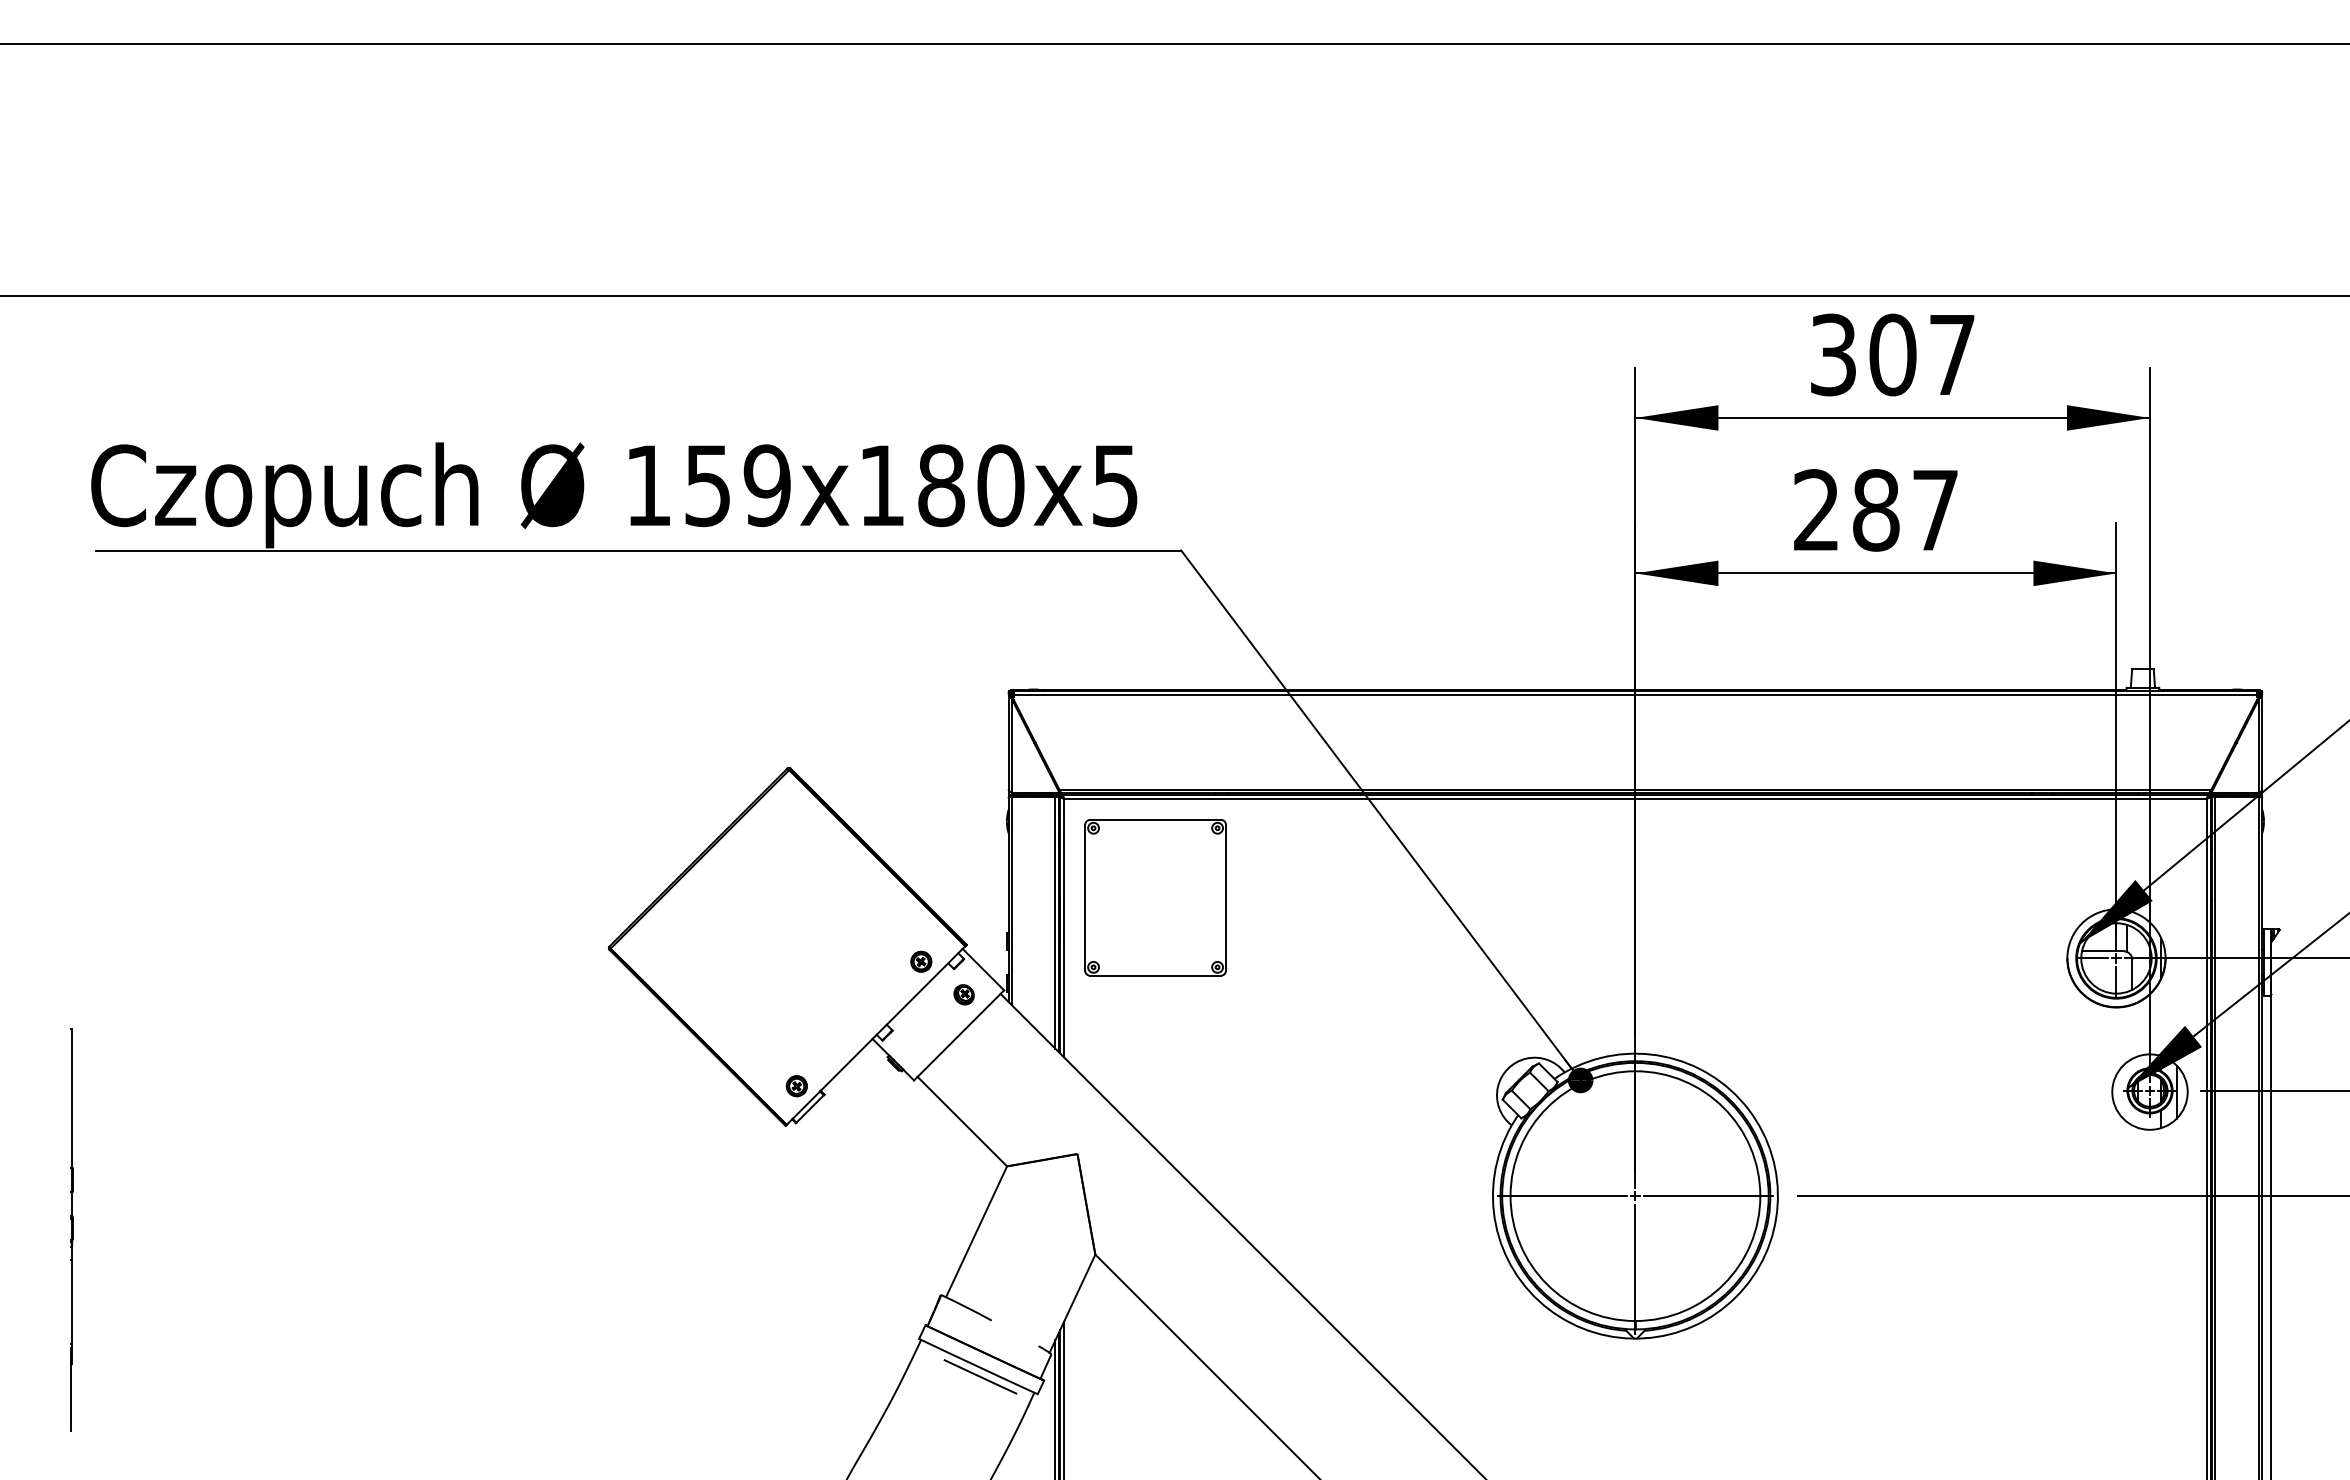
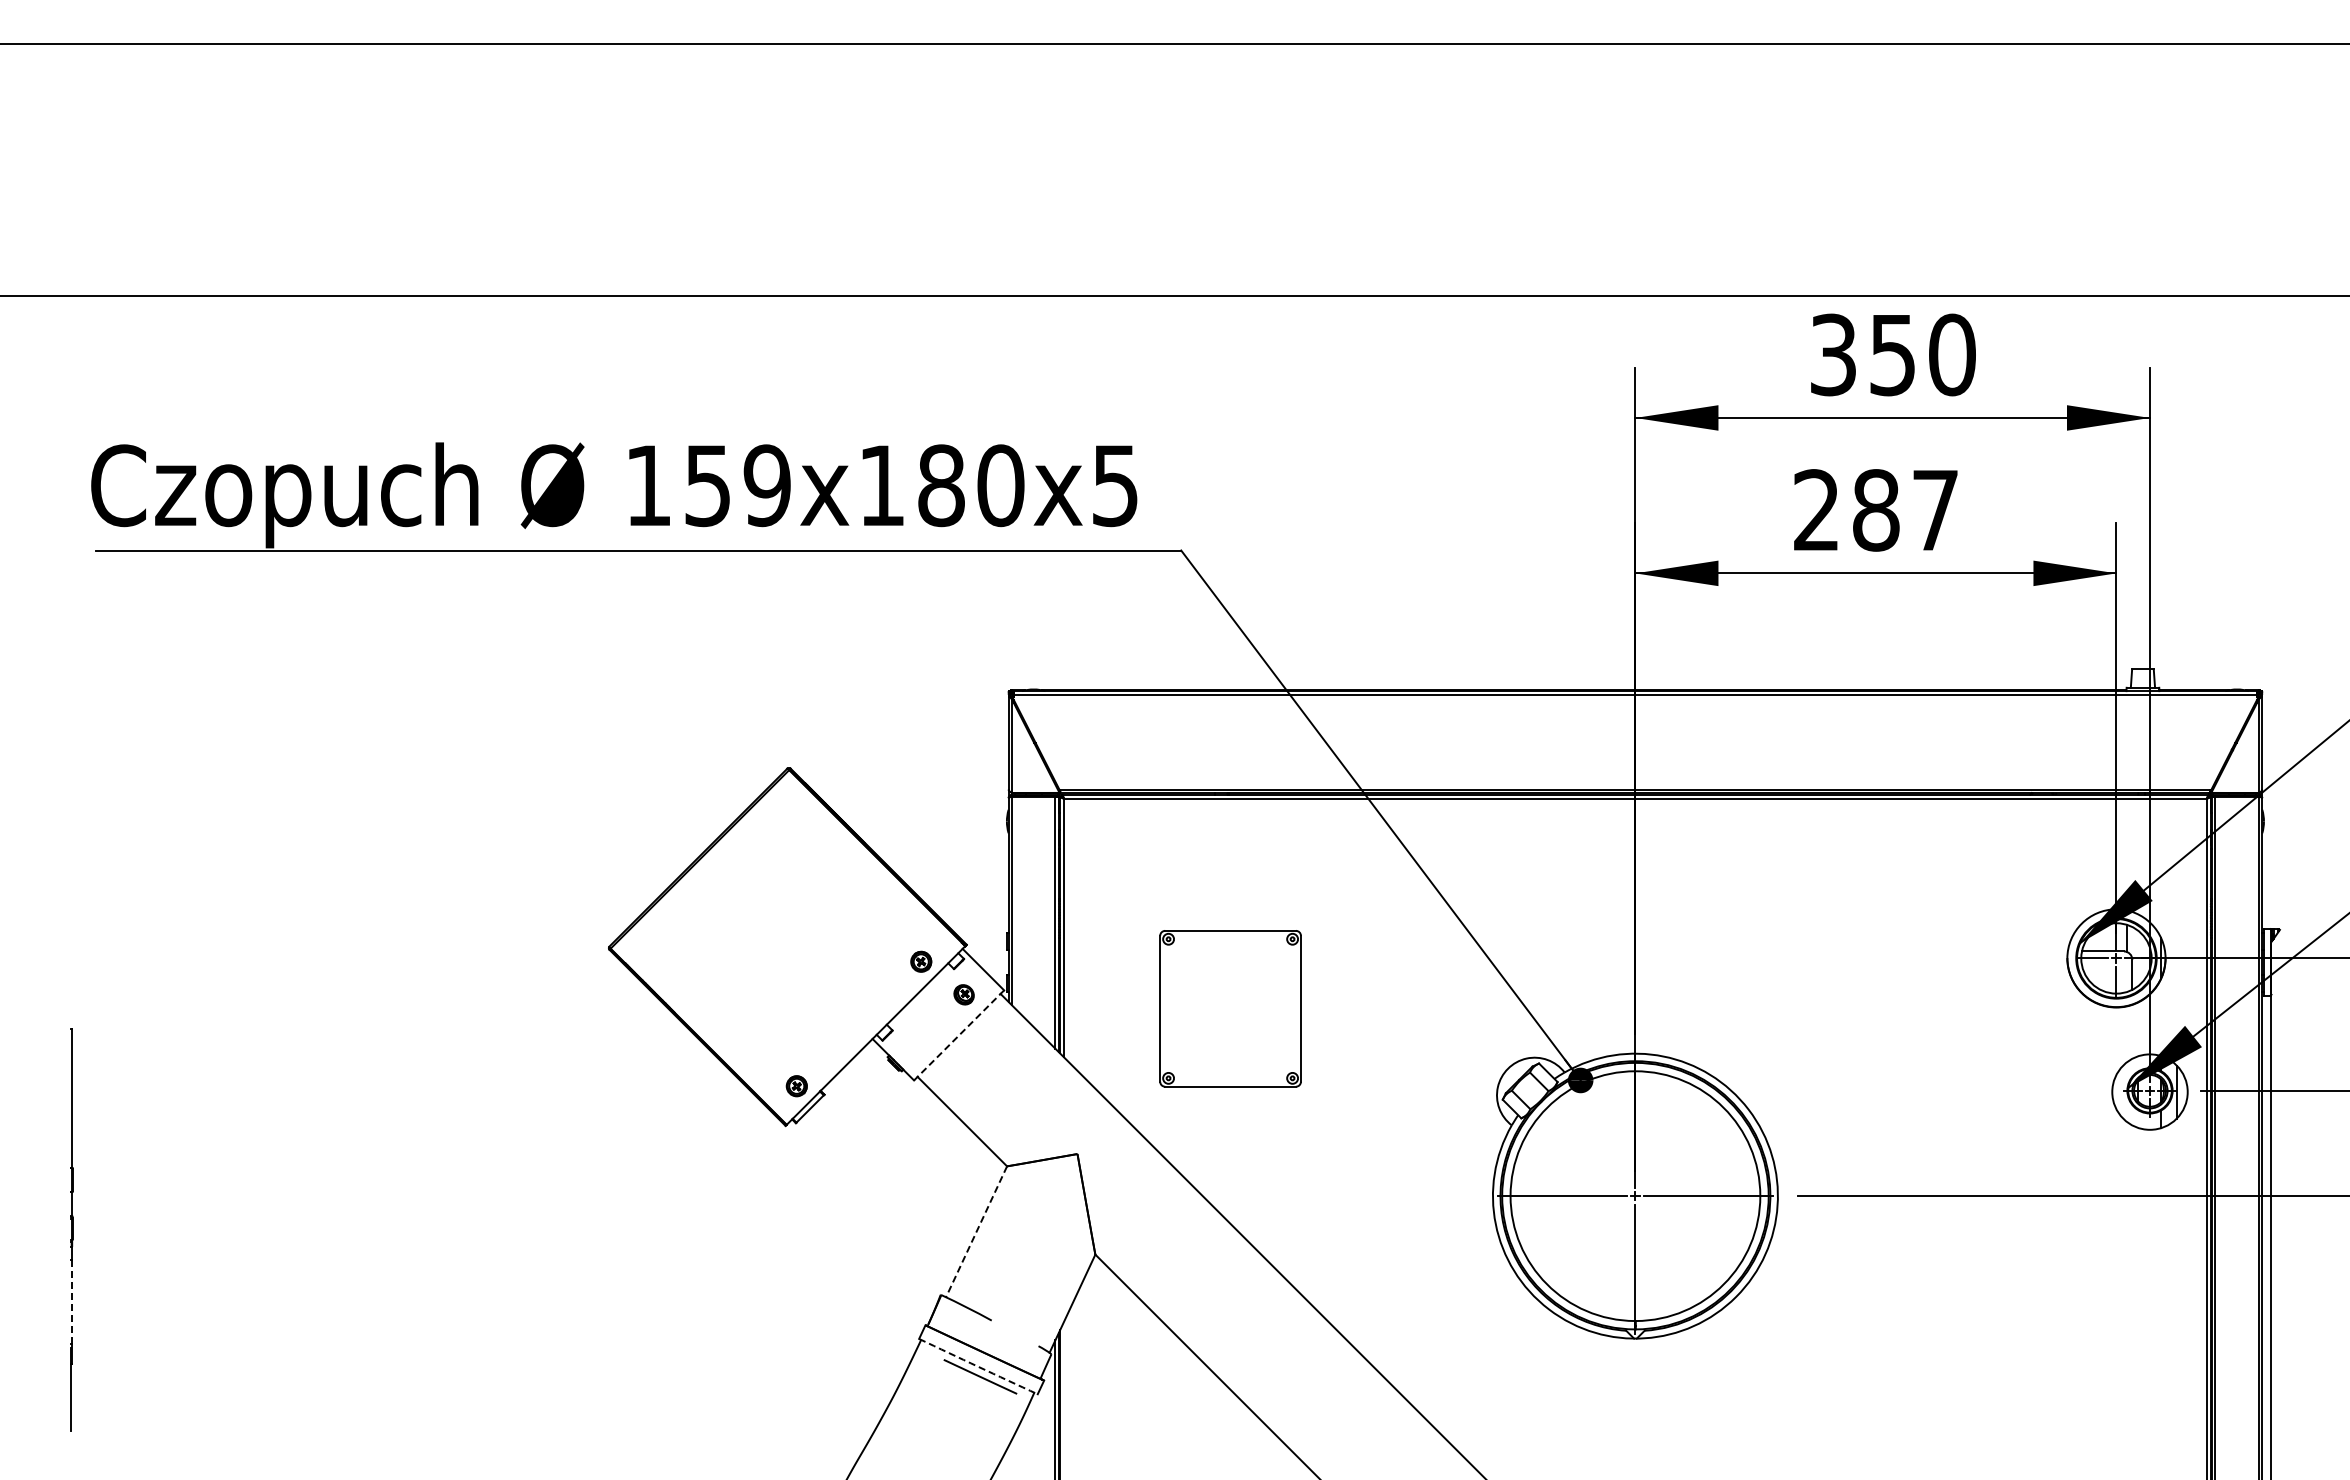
text: 307 -> 350 (1922, 354)
part position: (1155, 897) -> (1230, 1008) (1230, 1008)
line: solid -> dashed (959, 1035)
line: solid -> dashed (976, 1232)
line: solid -> dashed (72, 1302)
arc: solid -> dashed (978, 1366)
line: present -> none (1064, 1398)
